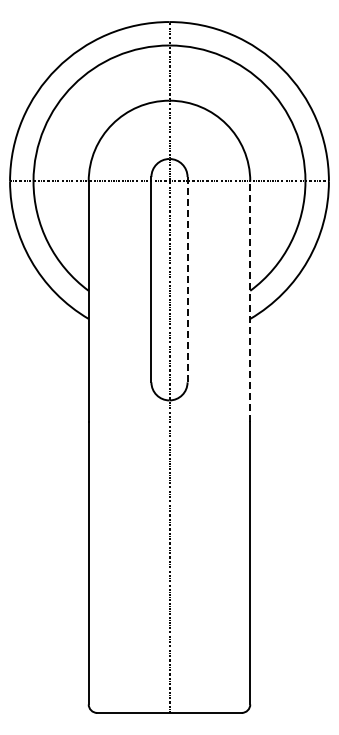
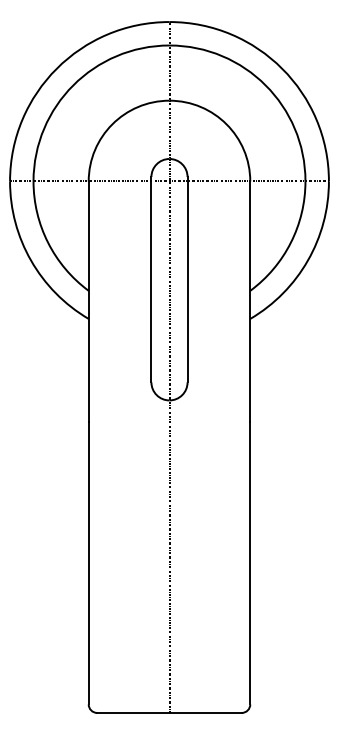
line: dashed -> solid (187, 279)
line: dashed -> solid (250, 301)
